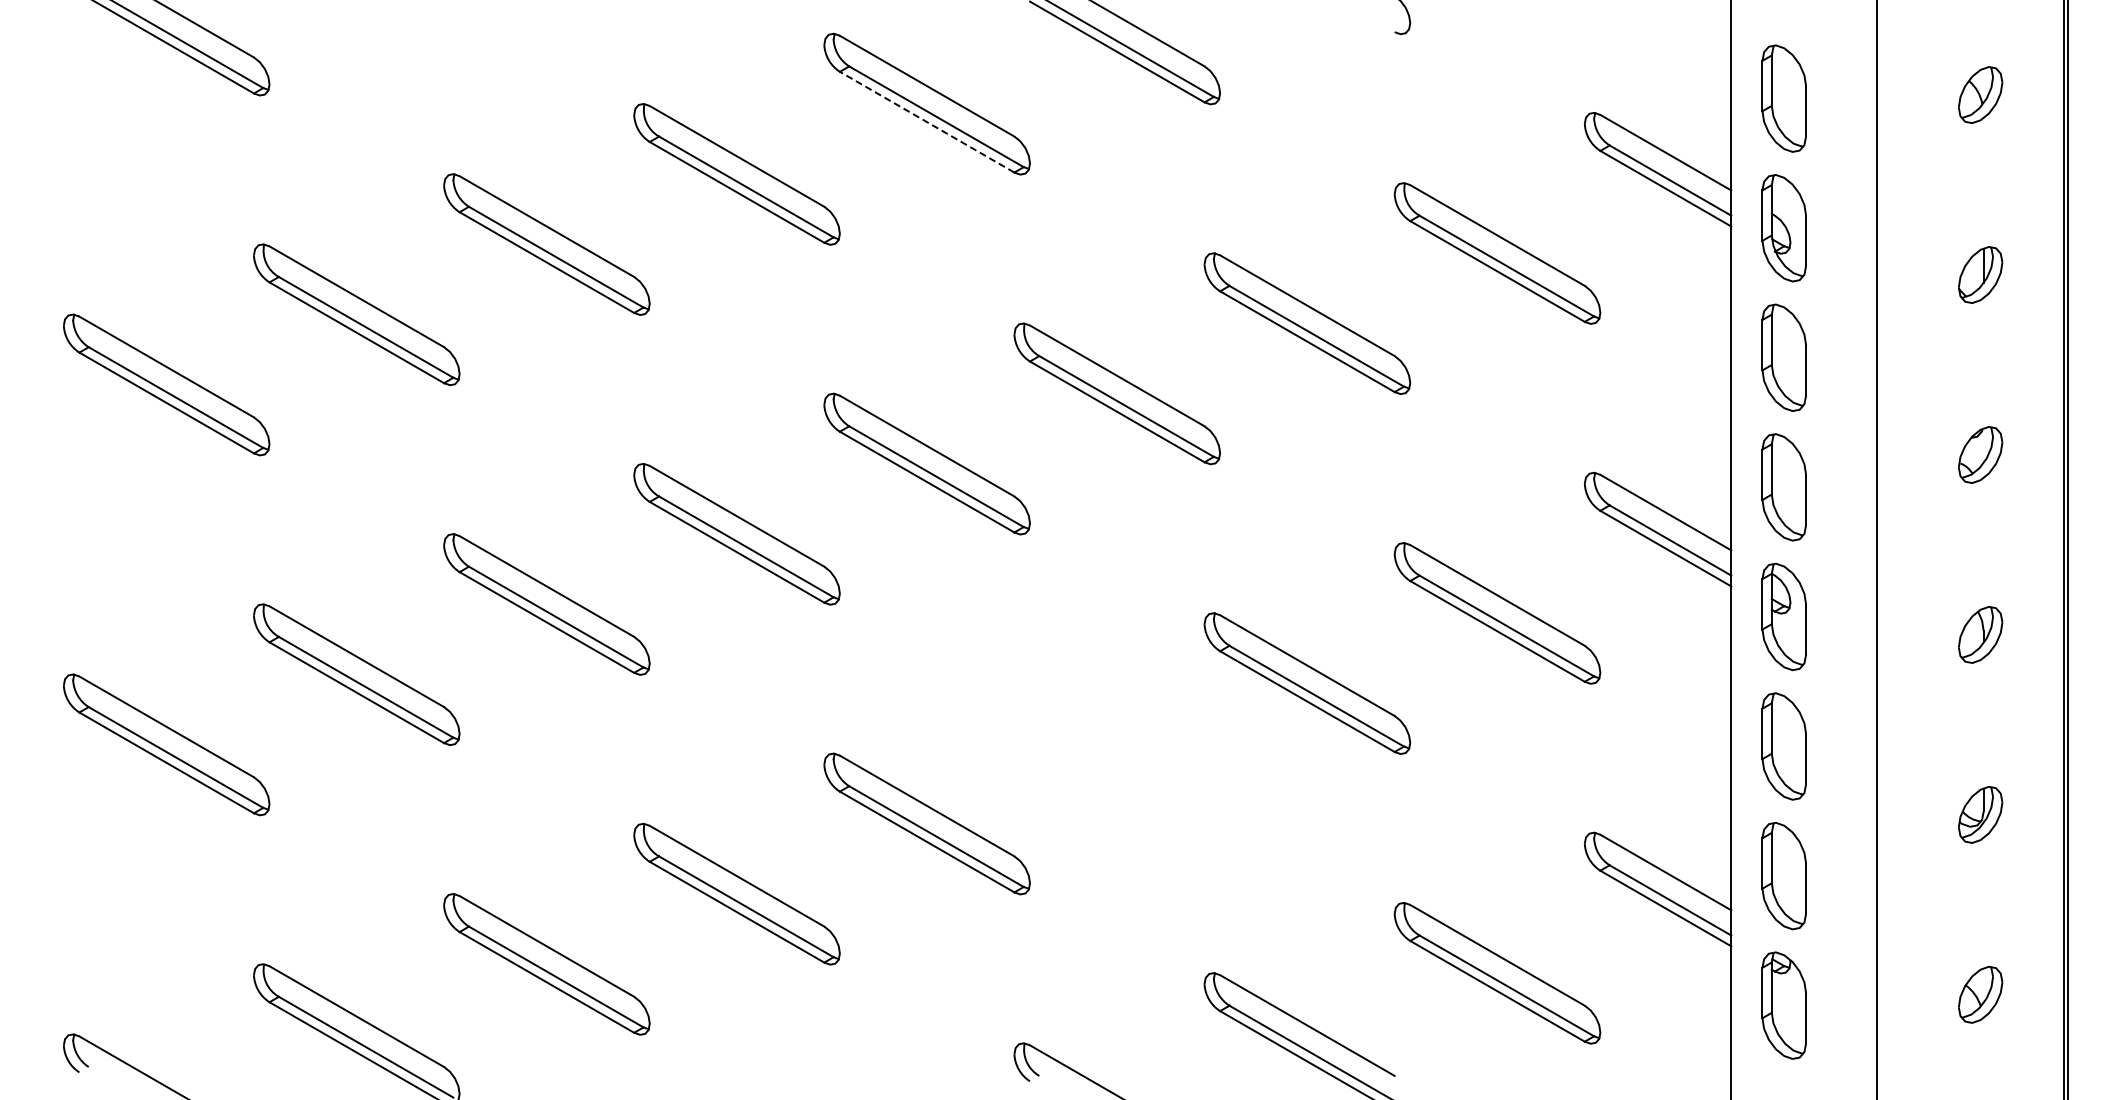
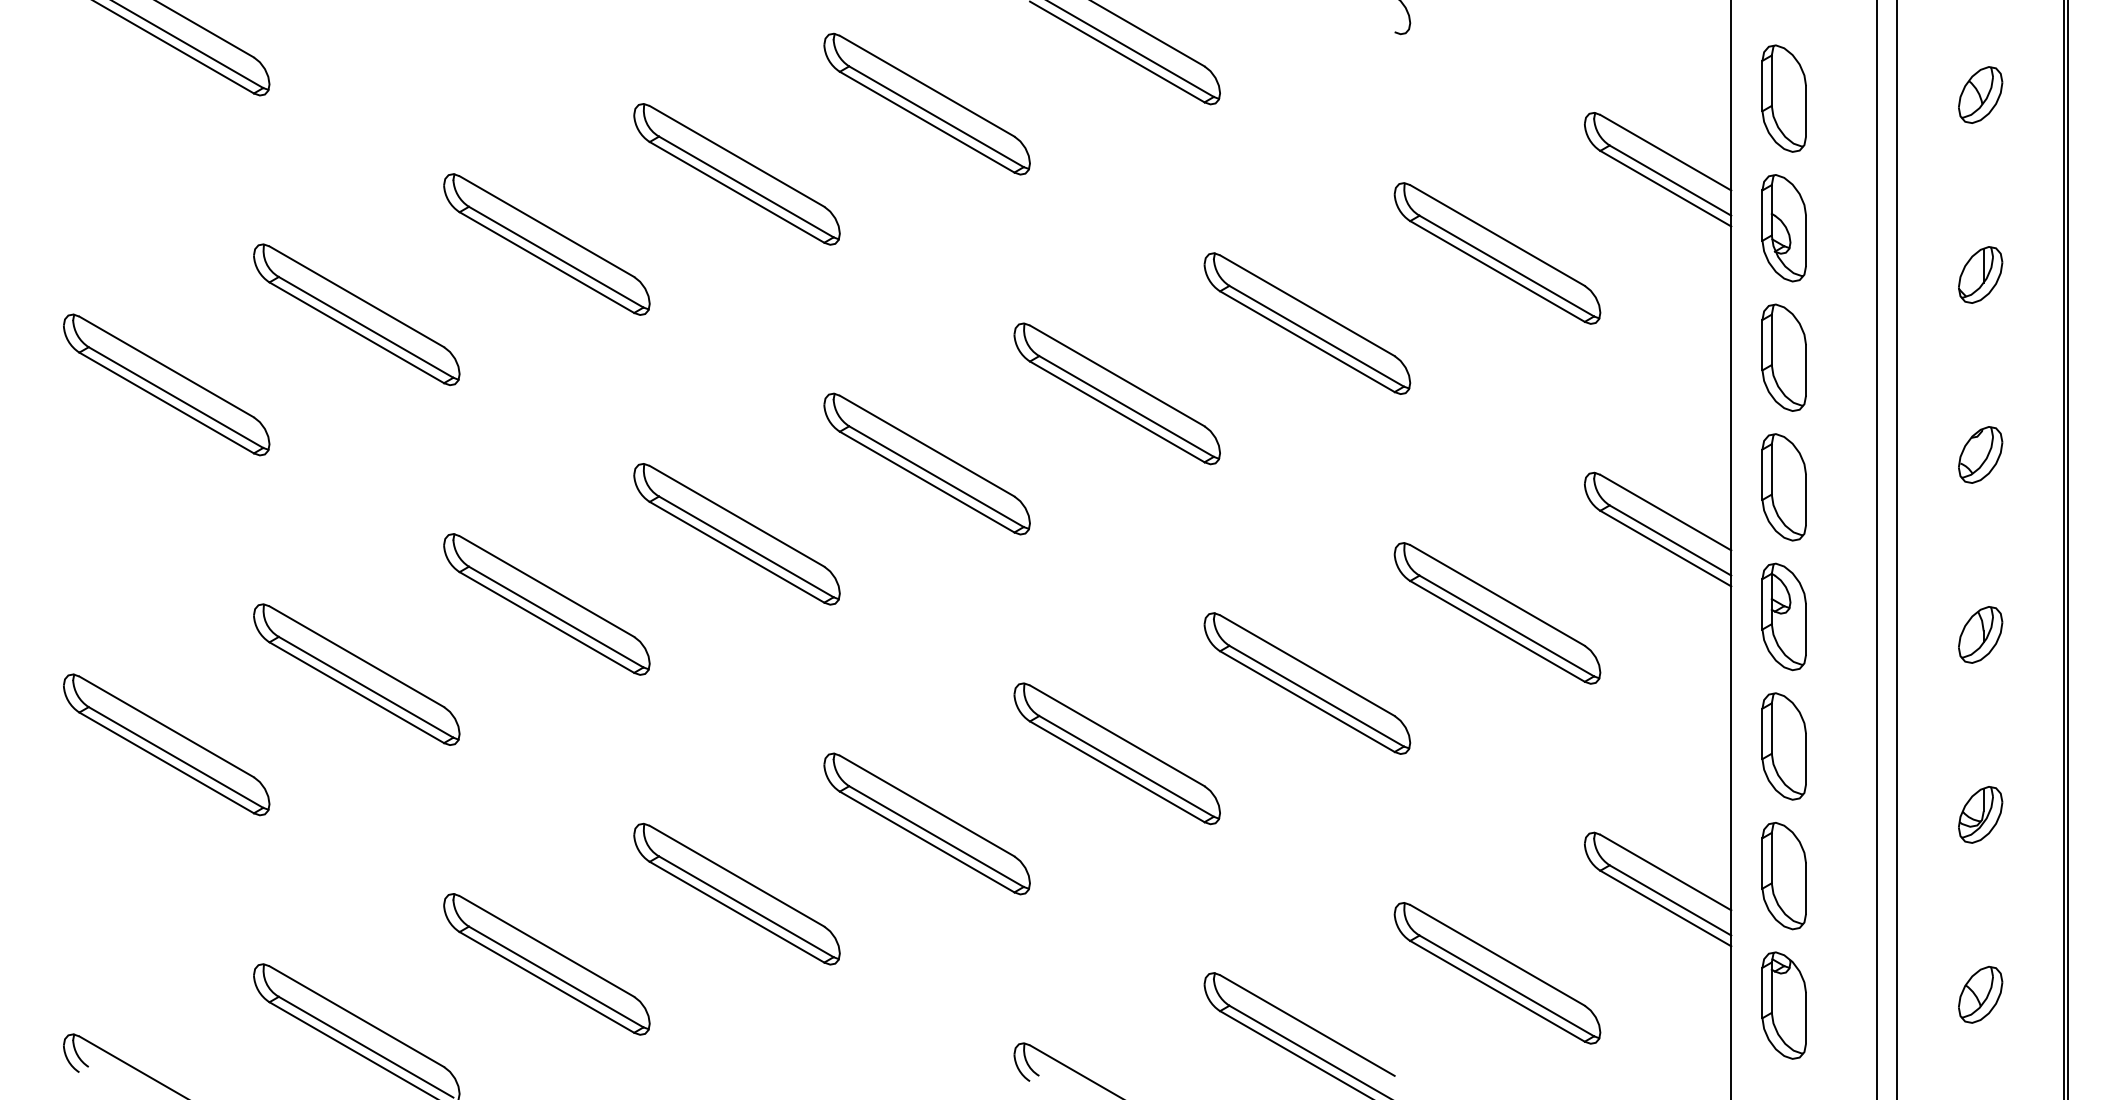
line: dashed -> solid (927, 122)
line: none -> present (1897, 549)
part: none -> present (1116, 753)
